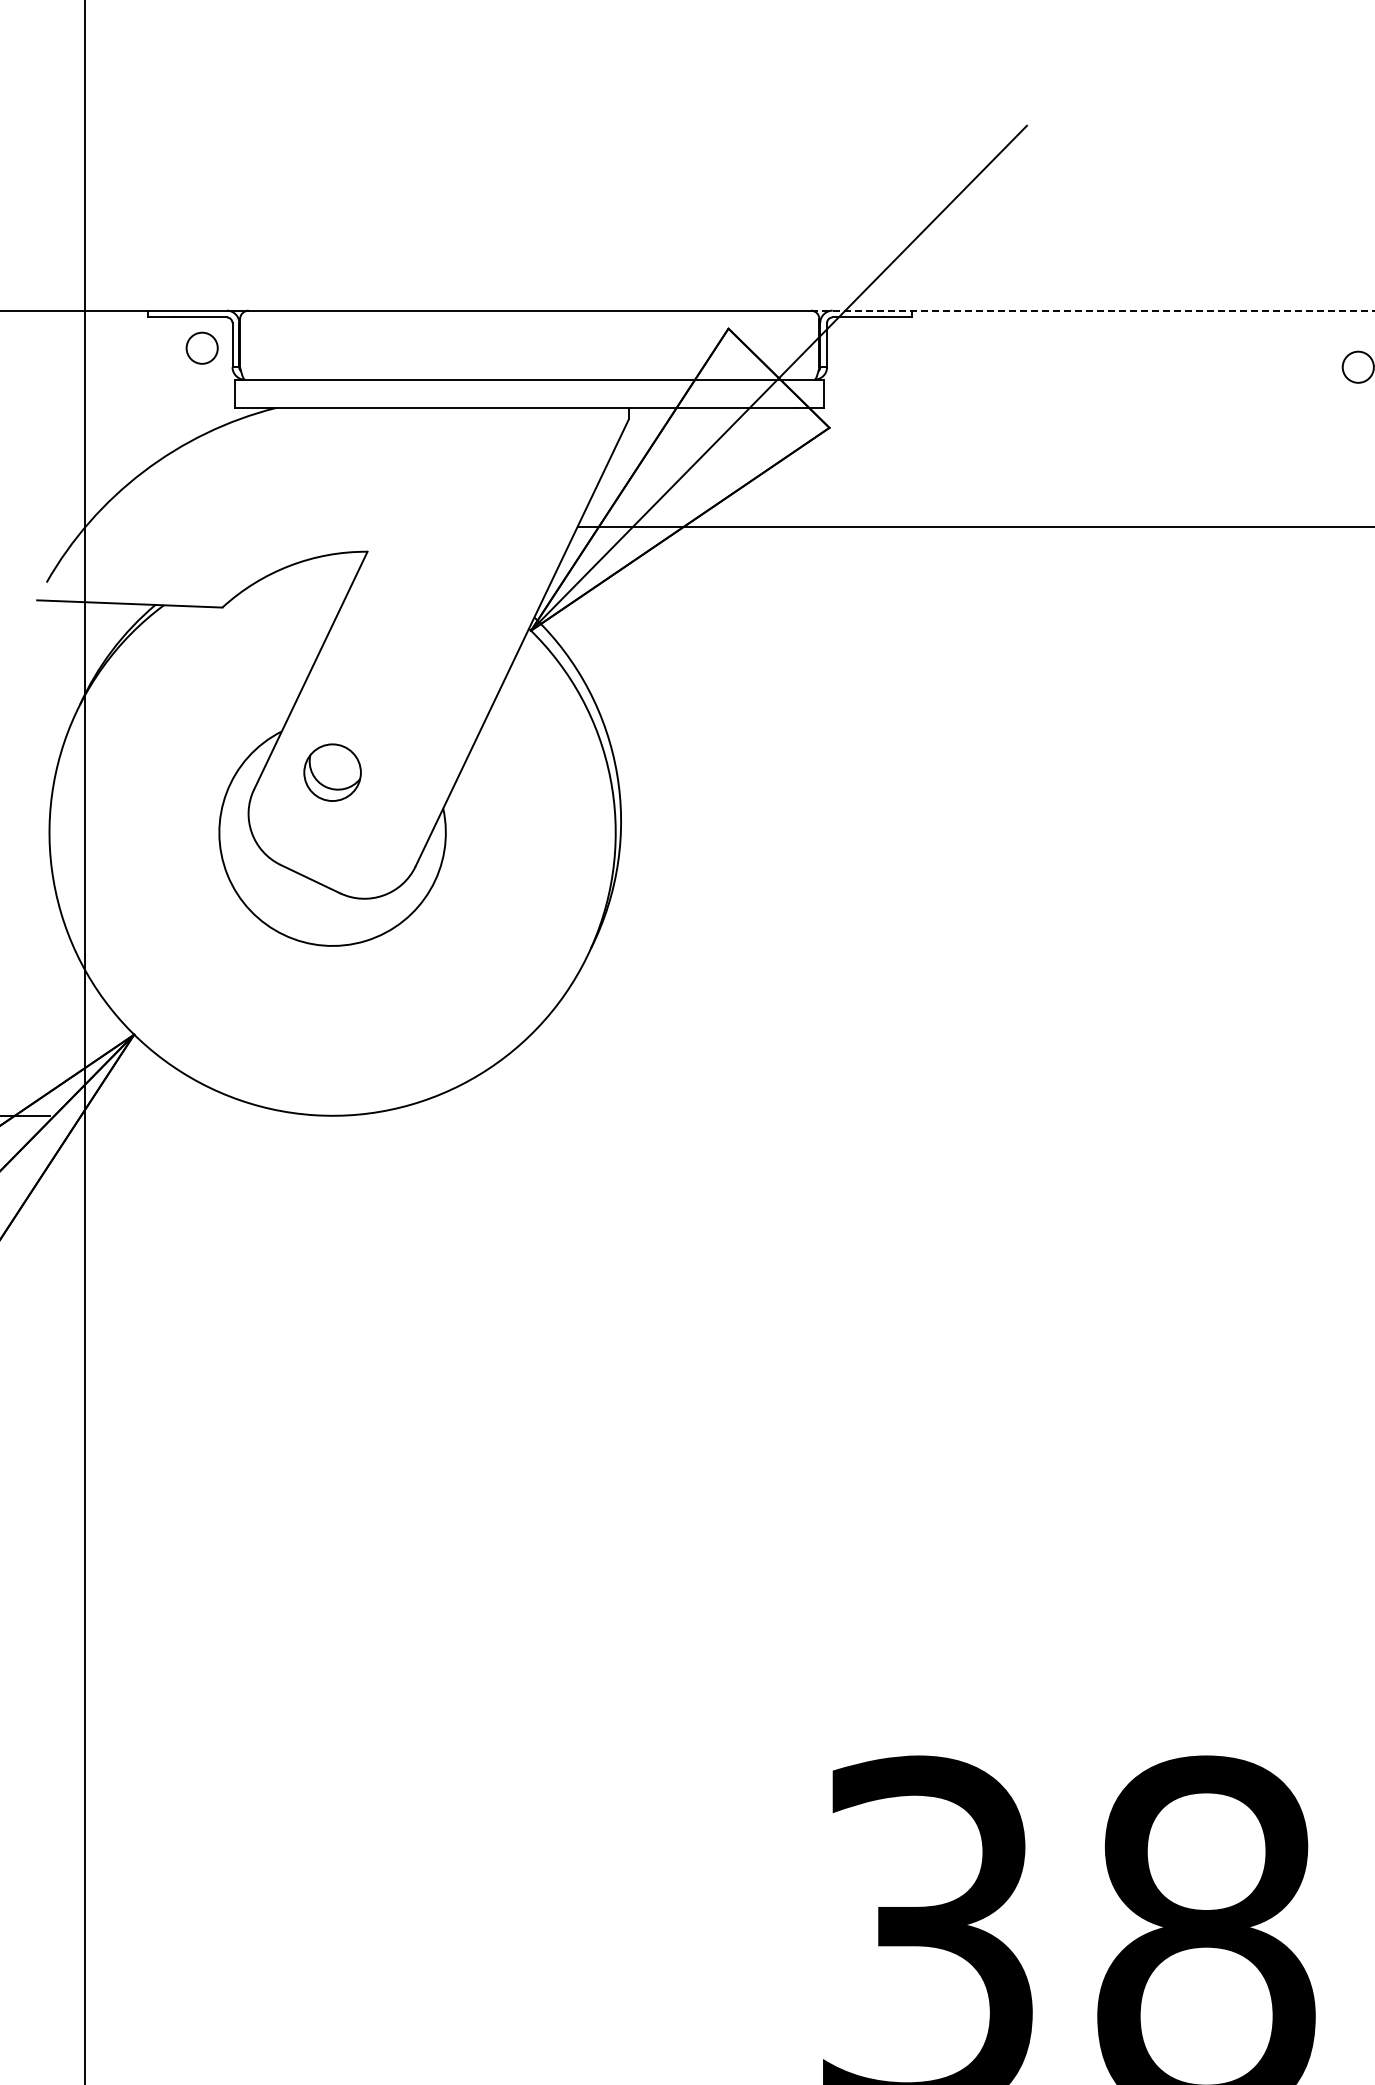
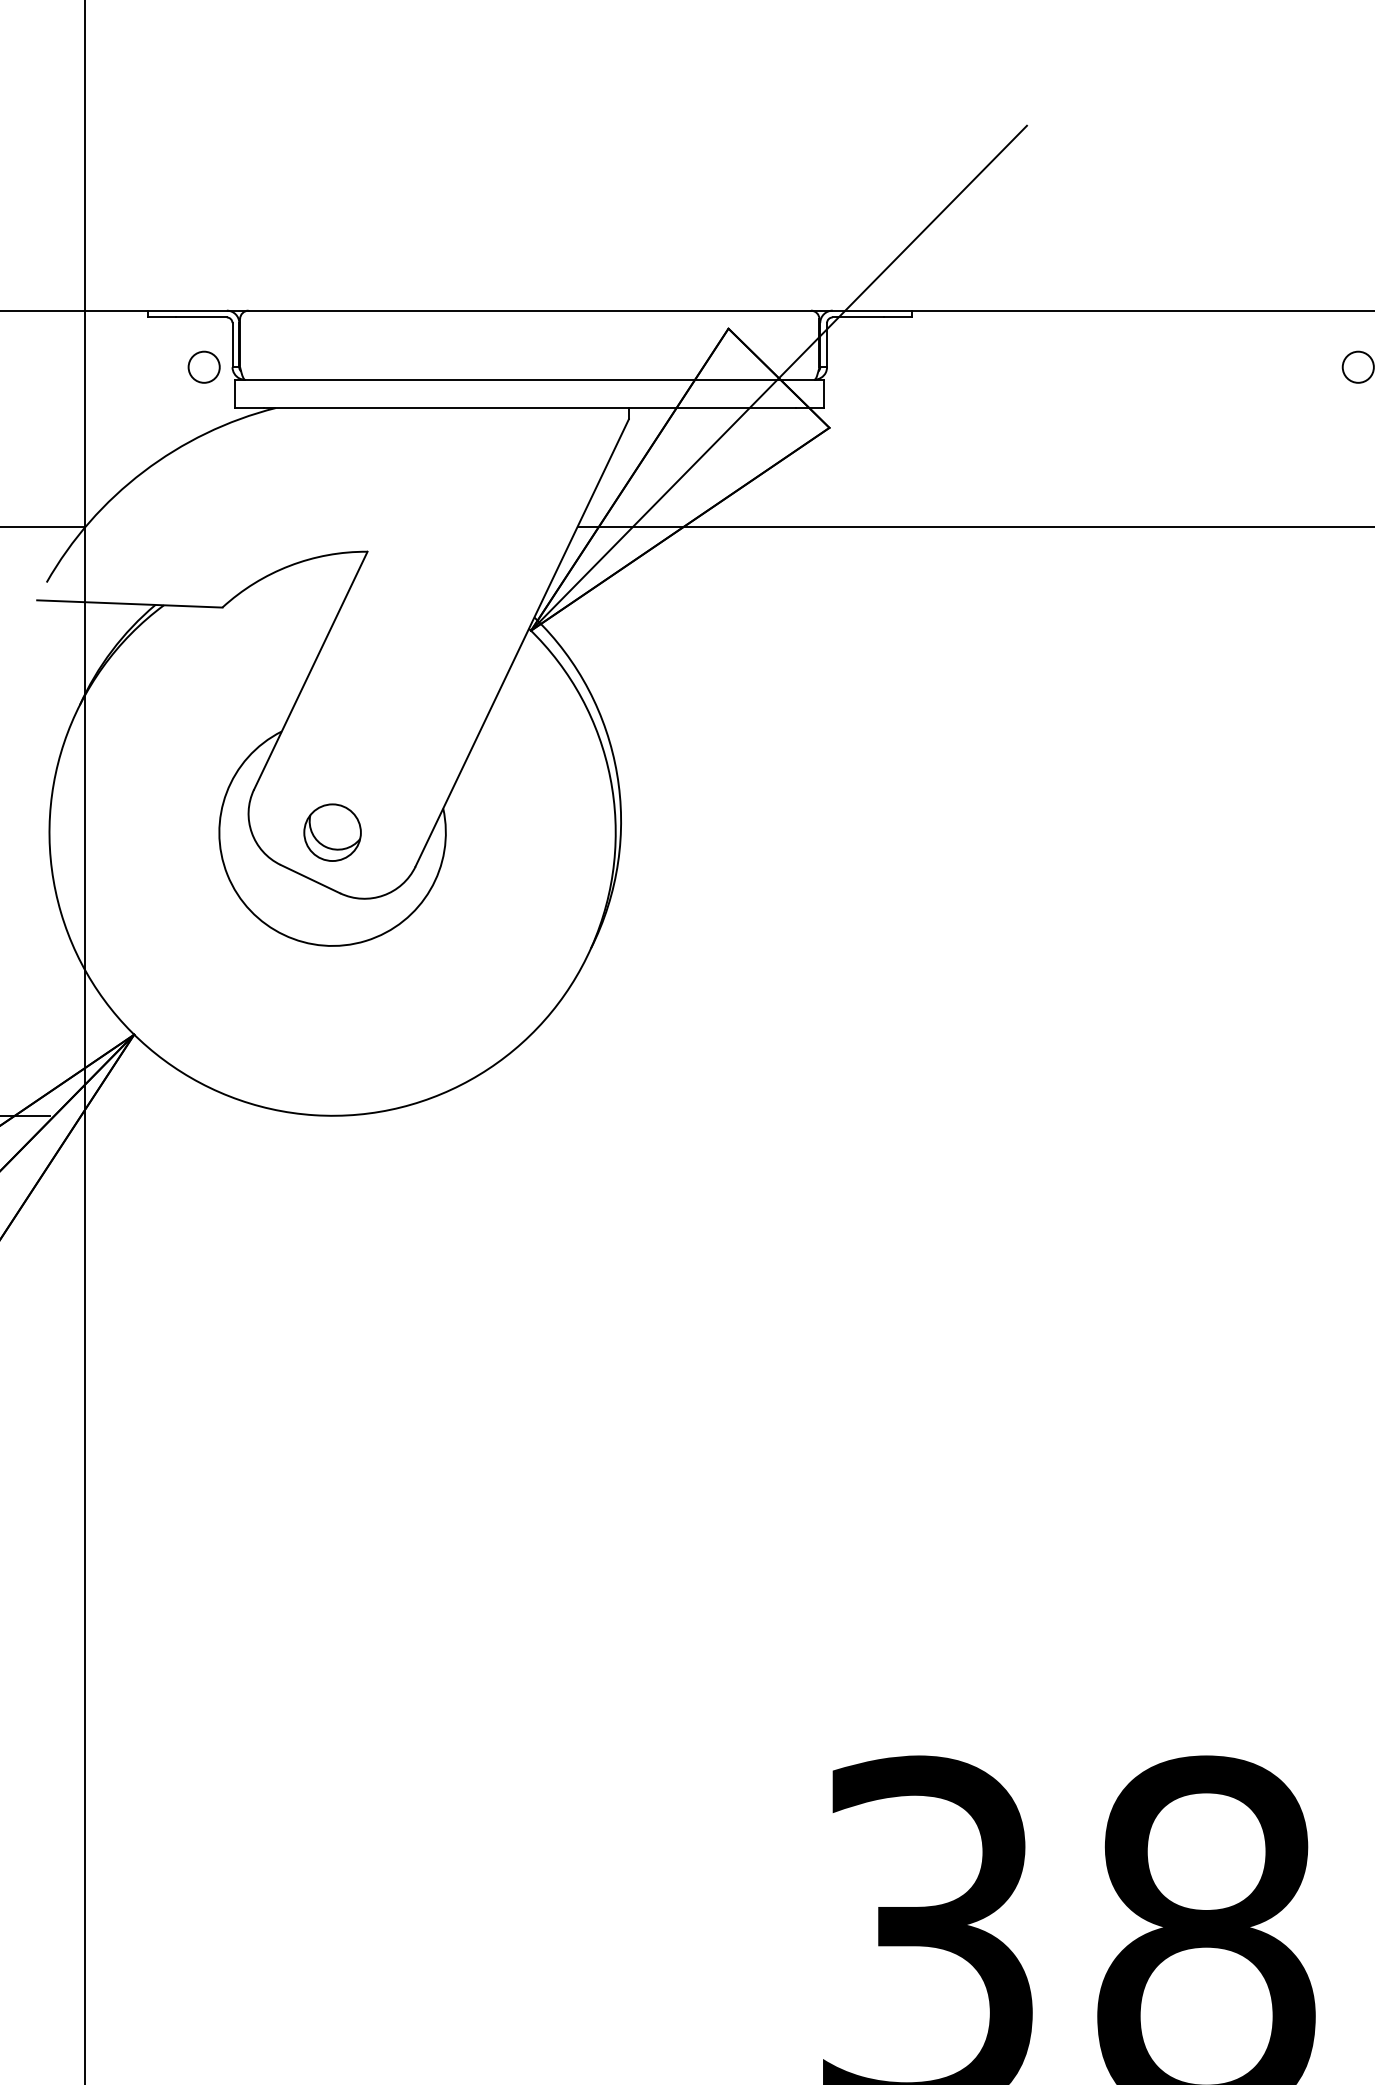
line: dashed -> solid (1092, 310)
circle position: (201, 347) -> (203, 366) (203, 366)
line: none -> present (43, 526)
part position: (332, 772) -> (332, 832) (332, 832)
